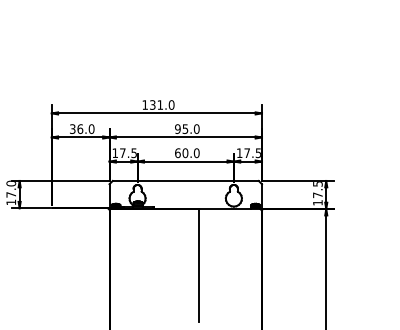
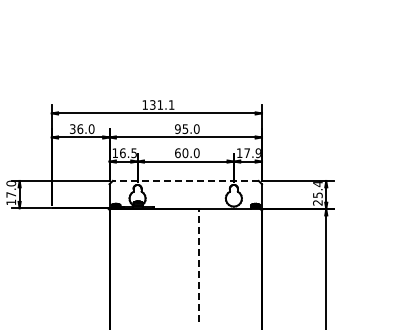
text: 131.0 -> 131.1 (171, 104)
text: 17.5 -> 17.9 (257, 152)
text: 17.5 -> 16.5 (122, 153)
line: solid -> dashed (185, 180)
text: 17.5 -> 25.4 (317, 193)
line: solid -> dashed (199, 265)
